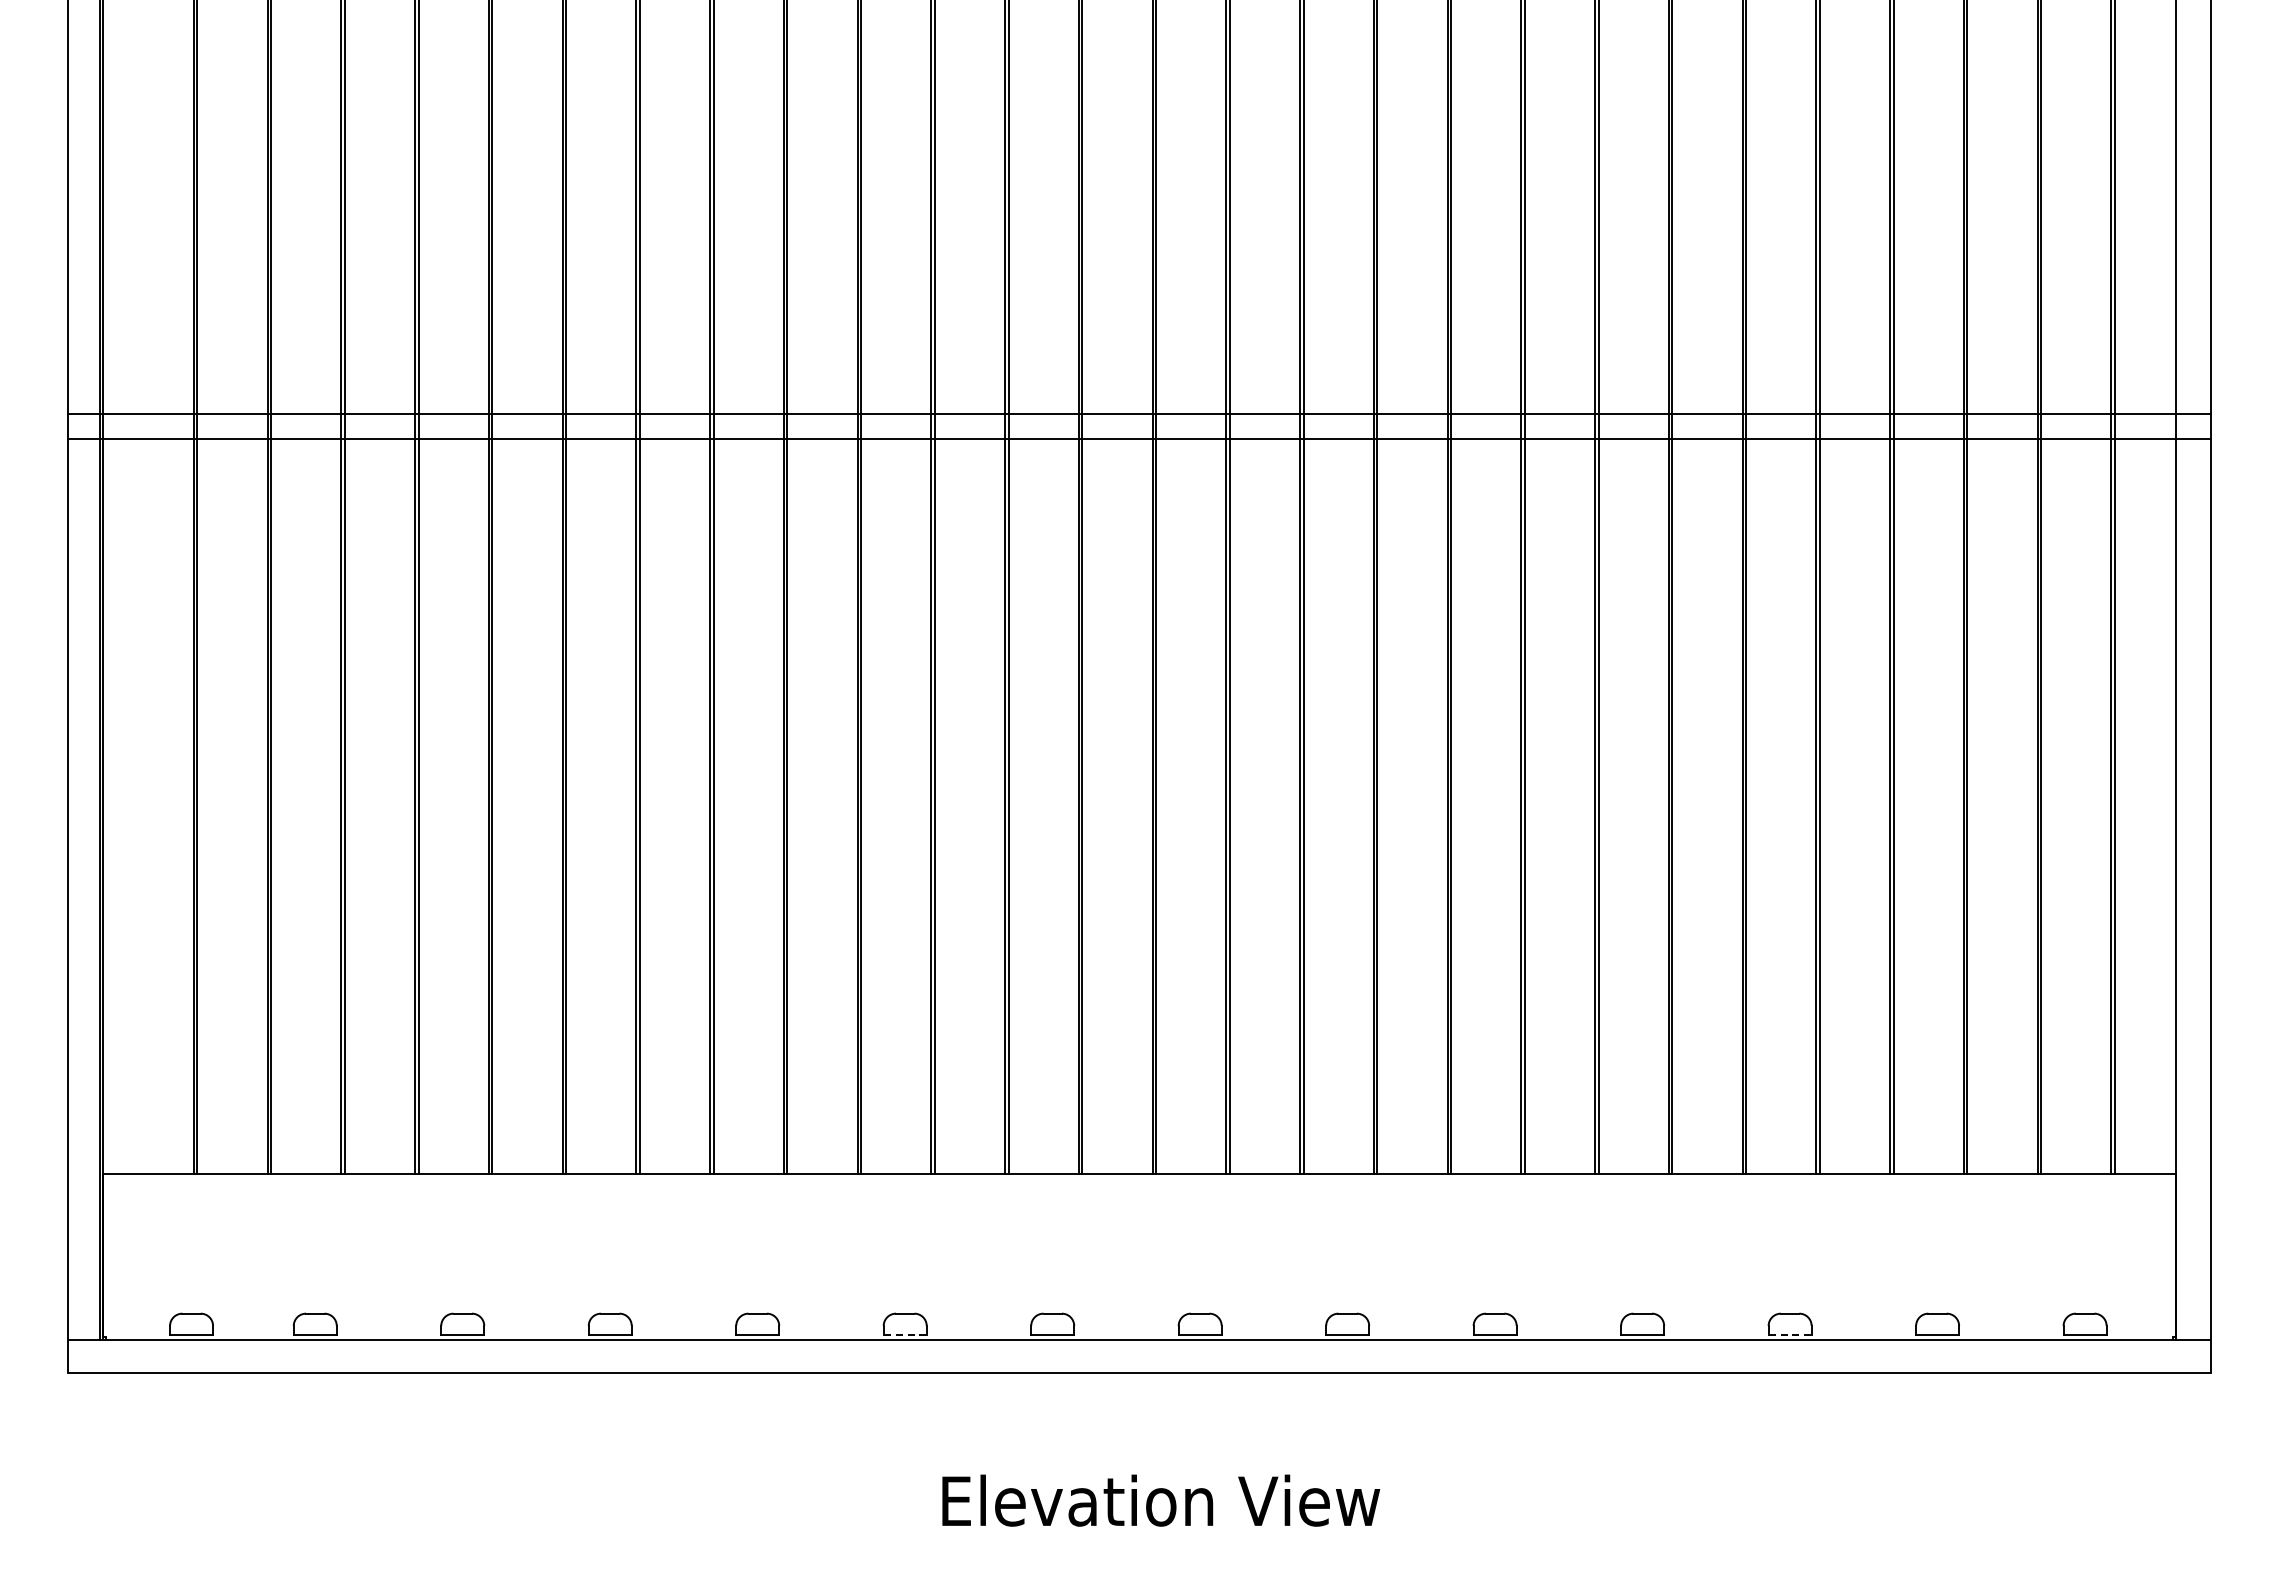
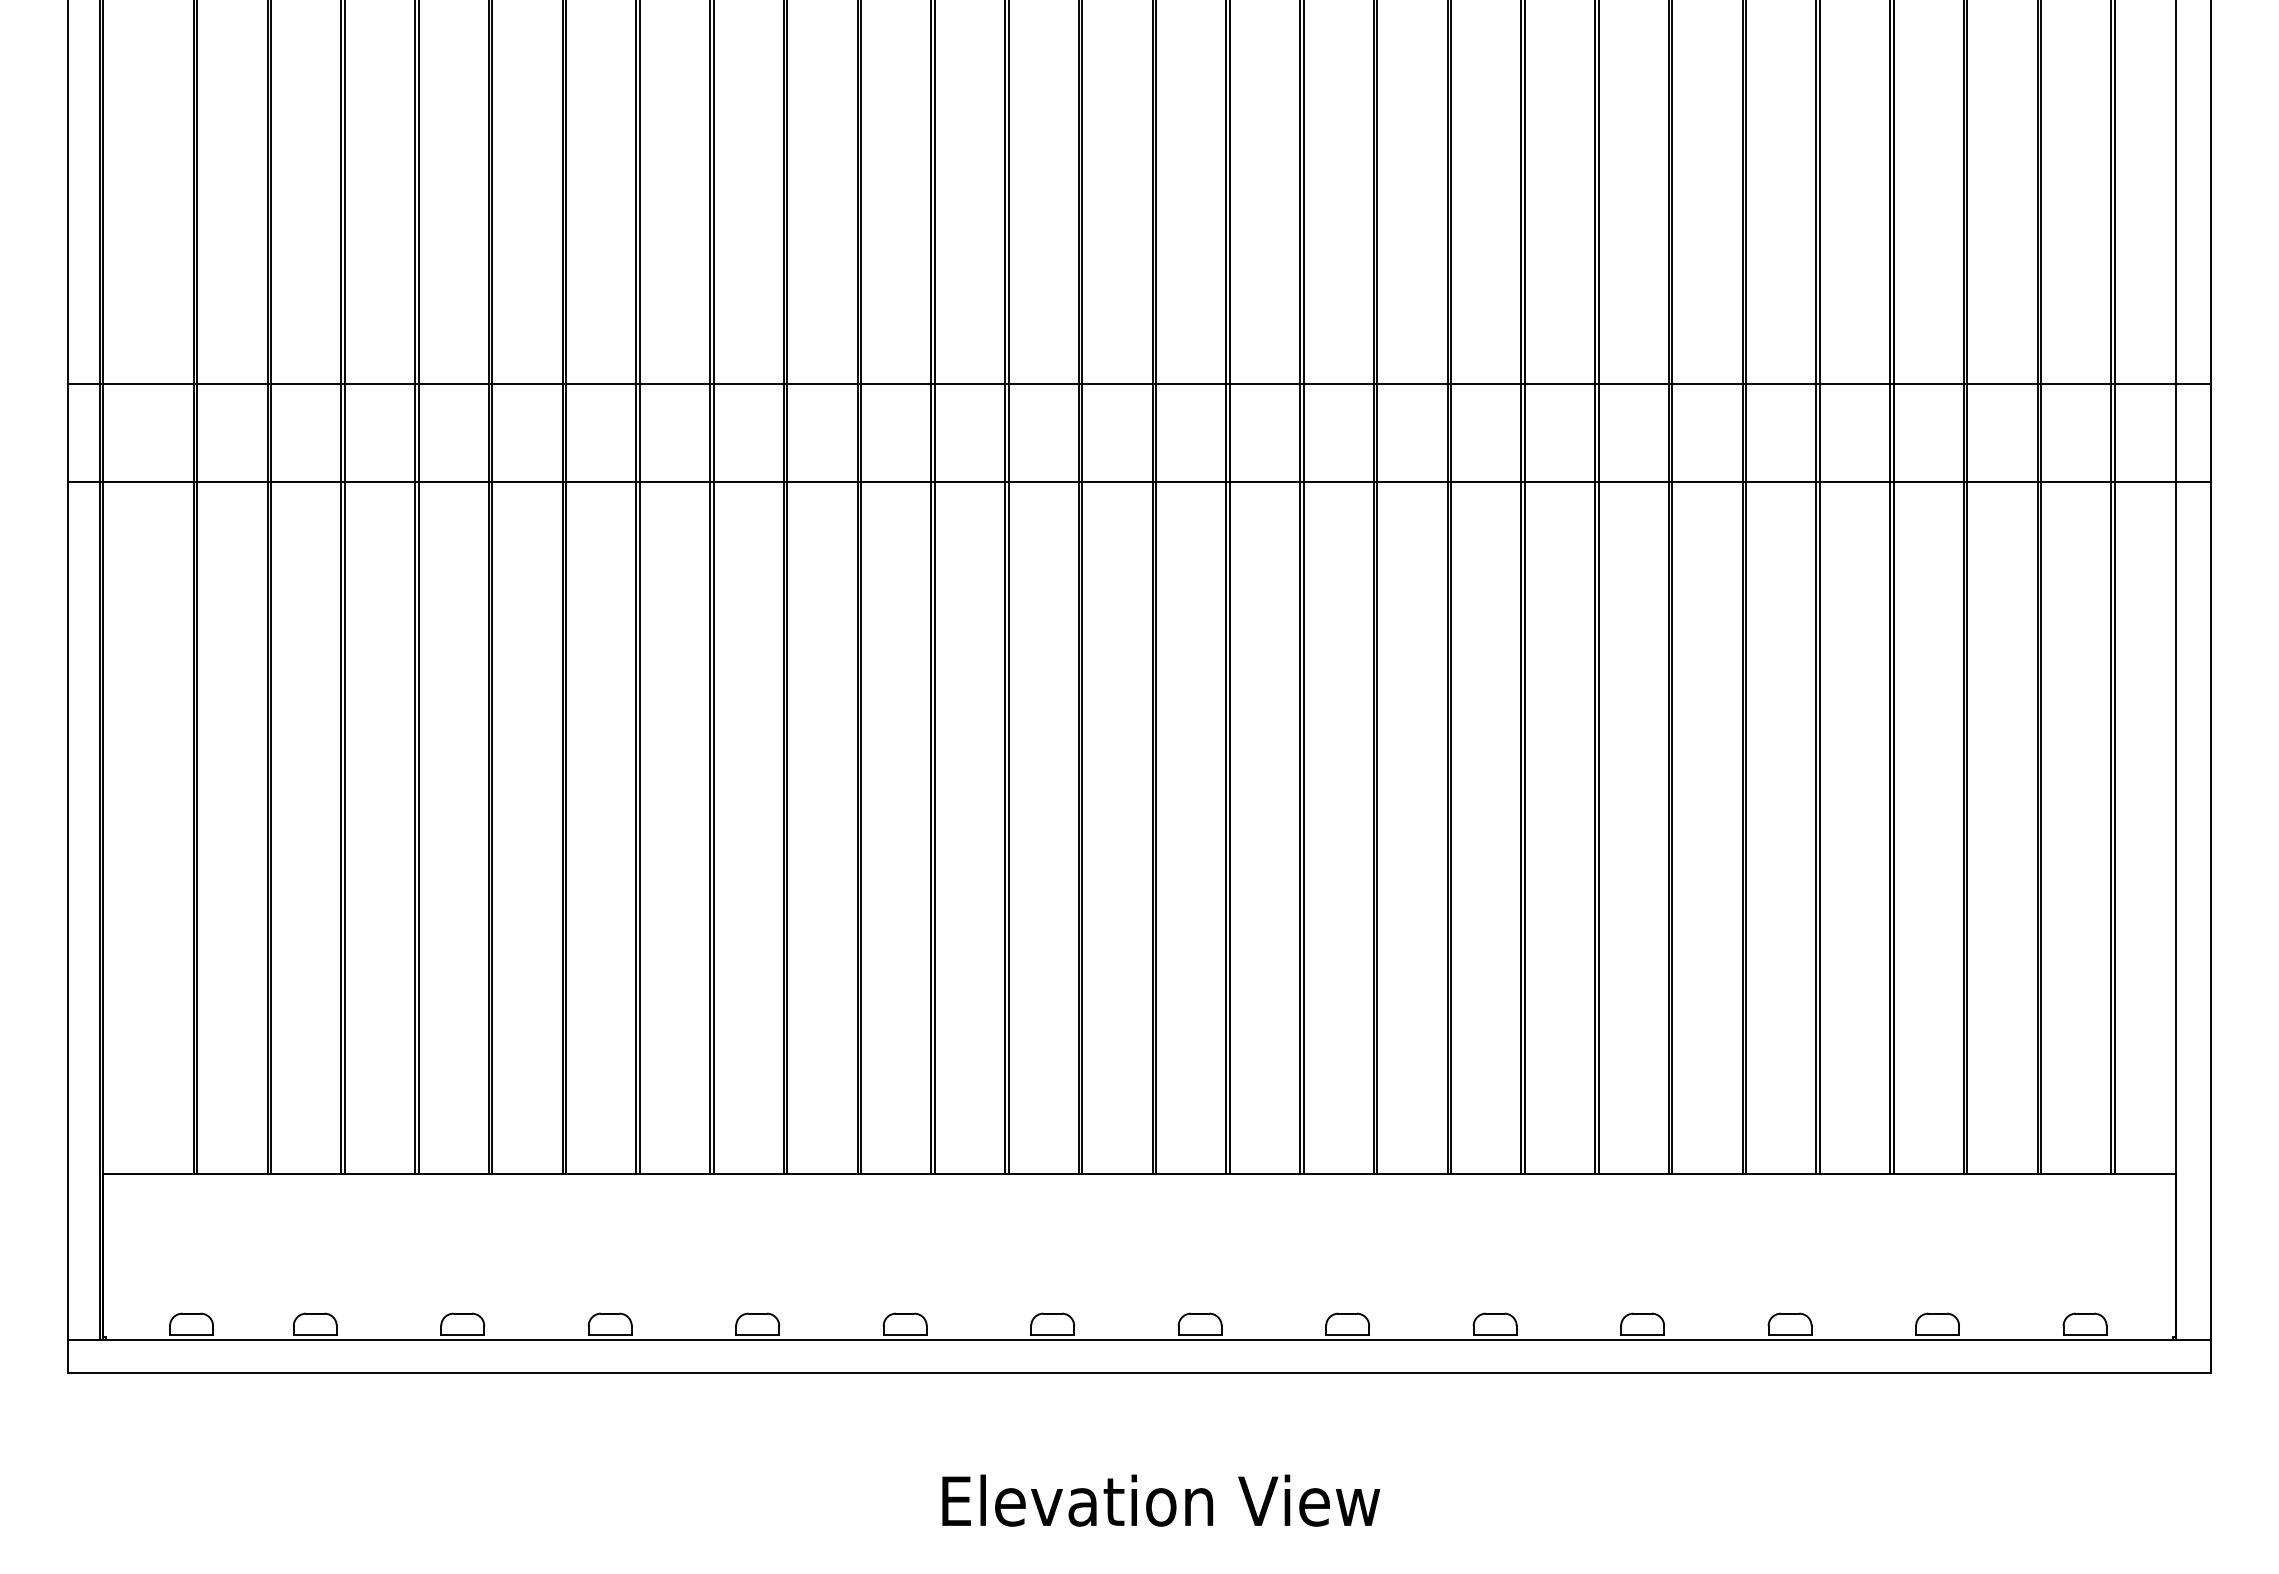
line position: (1139, 413) -> (1139, 383) (1139, 383)
line position: (1139, 439) -> (1139, 482) (1139, 482)
line: dashed -> solid (905, 1335)
line: dashed -> solid (1790, 1335)
